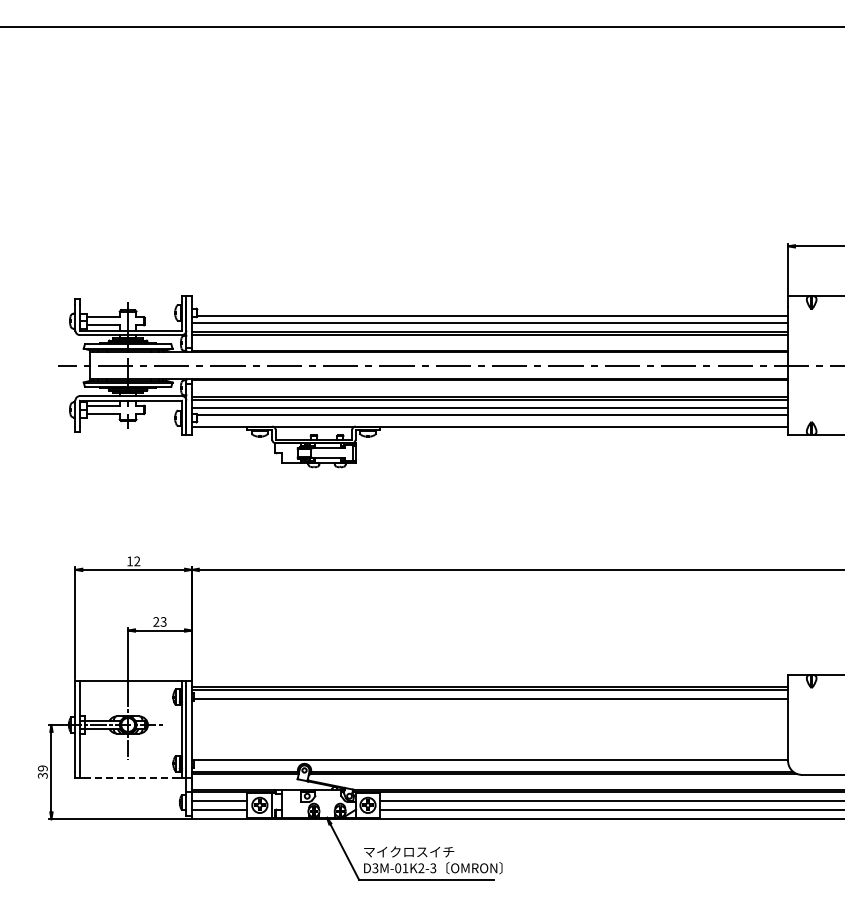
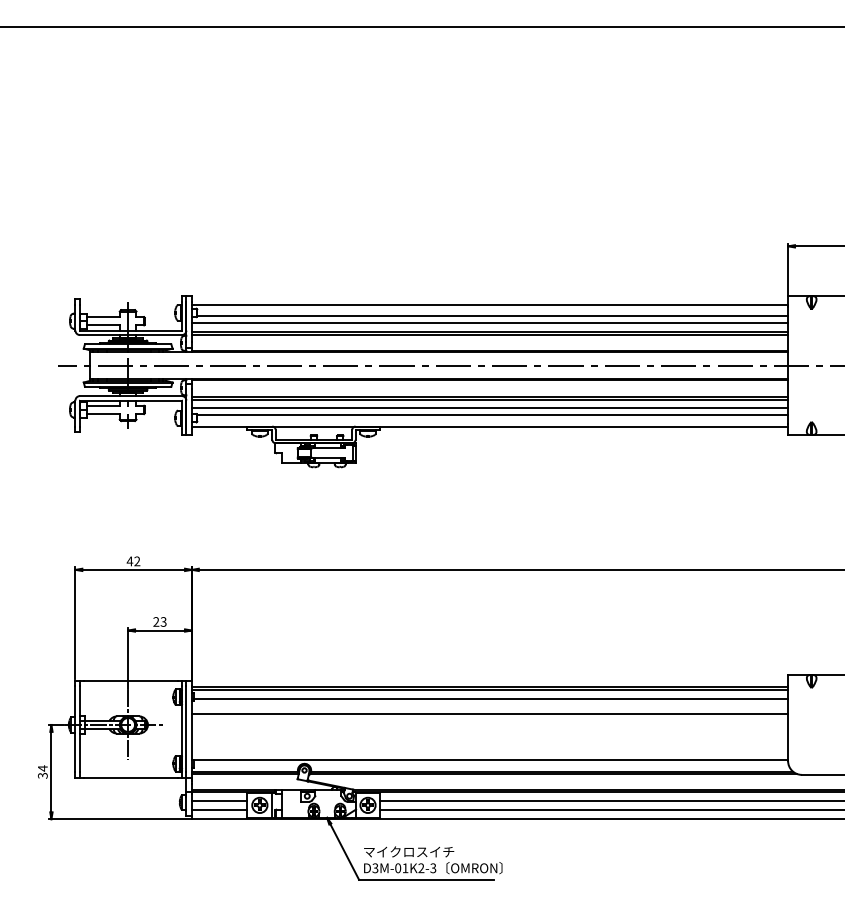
line: none -> present (489, 304)
text: 12 -> 42 (129, 561)
line: none -> present (489, 713)
text: 39 -> 34 (42, 768)
line: dashed -> solid (130, 777)
